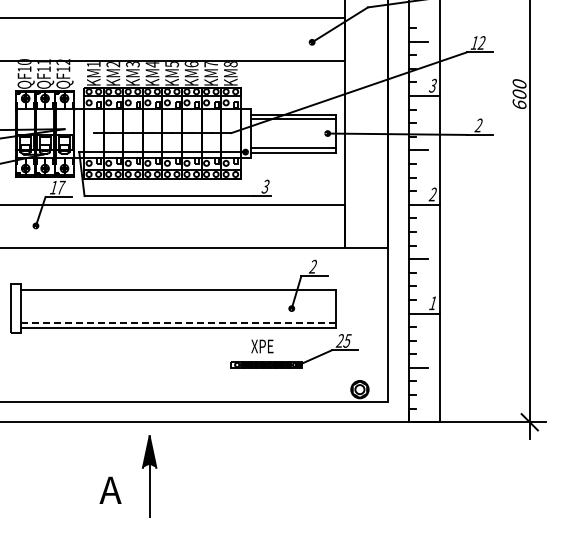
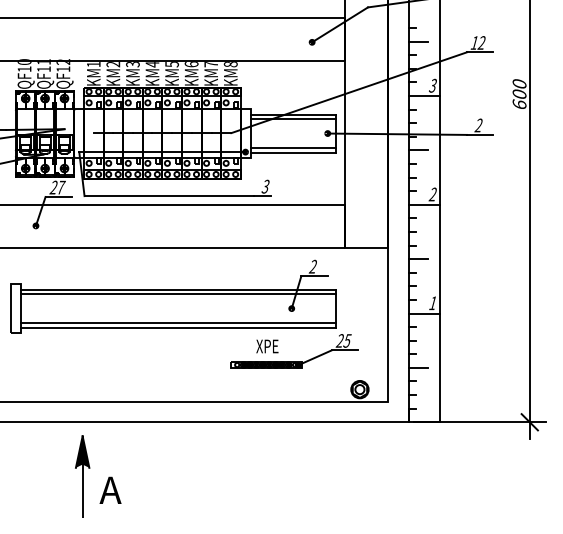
text: 17 -> 27 (53, 187)
line: none -> present (178, 293)
line: dashed -> solid (178, 323)
text position: (262, 346) -> (267, 346) (267, 346)
part position: (149, 476) -> (82, 476) (82, 476)
